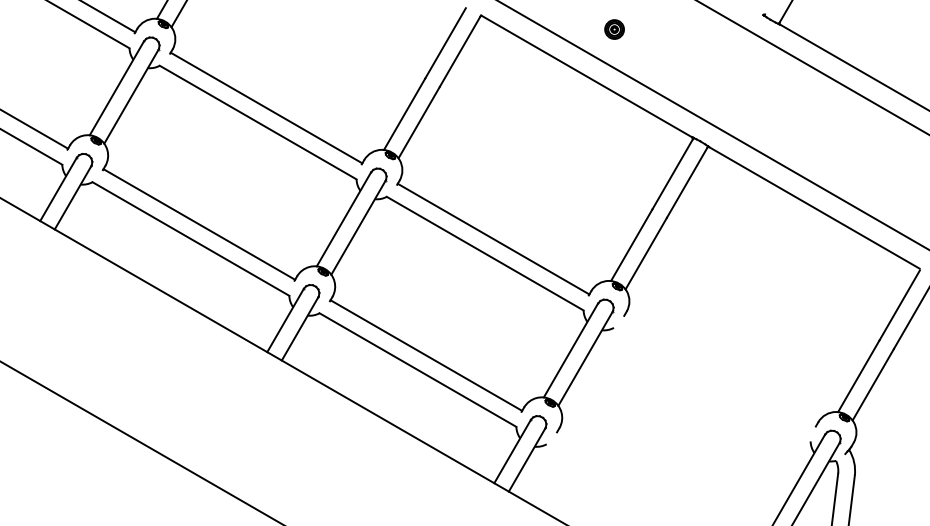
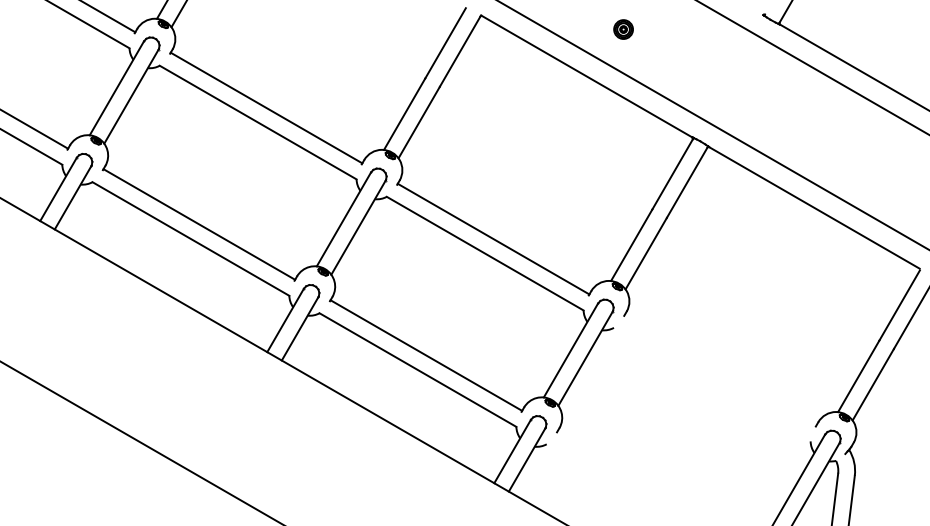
part position: (614, 29) -> (623, 29) (623, 29)
